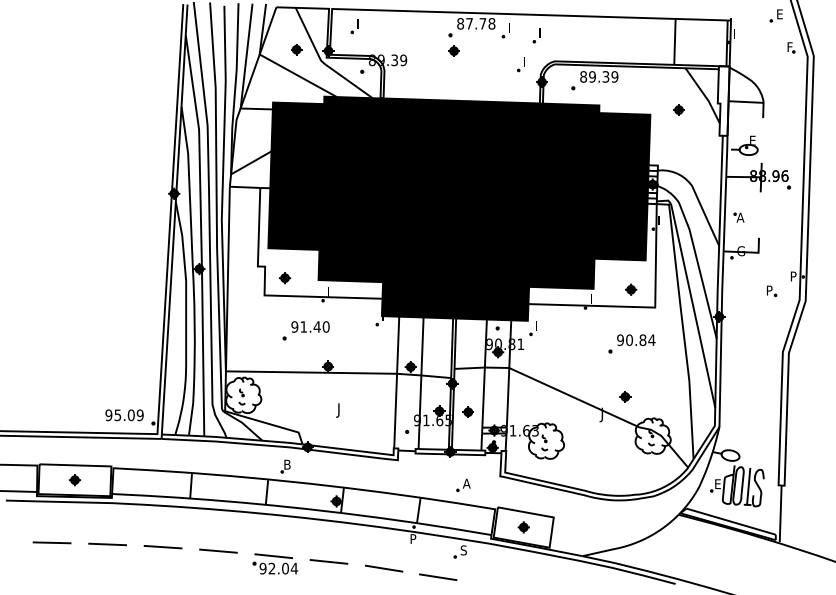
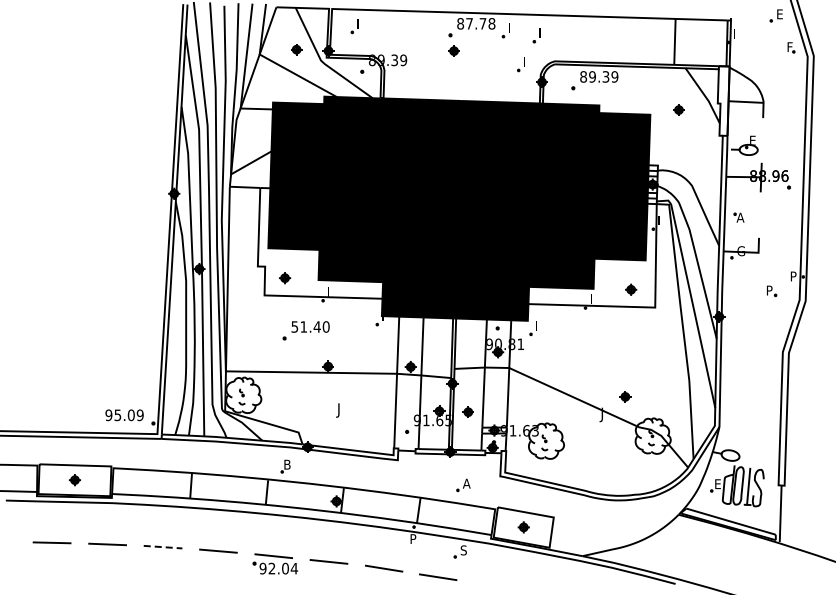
text: 91.40 -> 51.40 (294, 326)
part: present -> none (631, 343)
line: solid -> dashed (163, 547)
